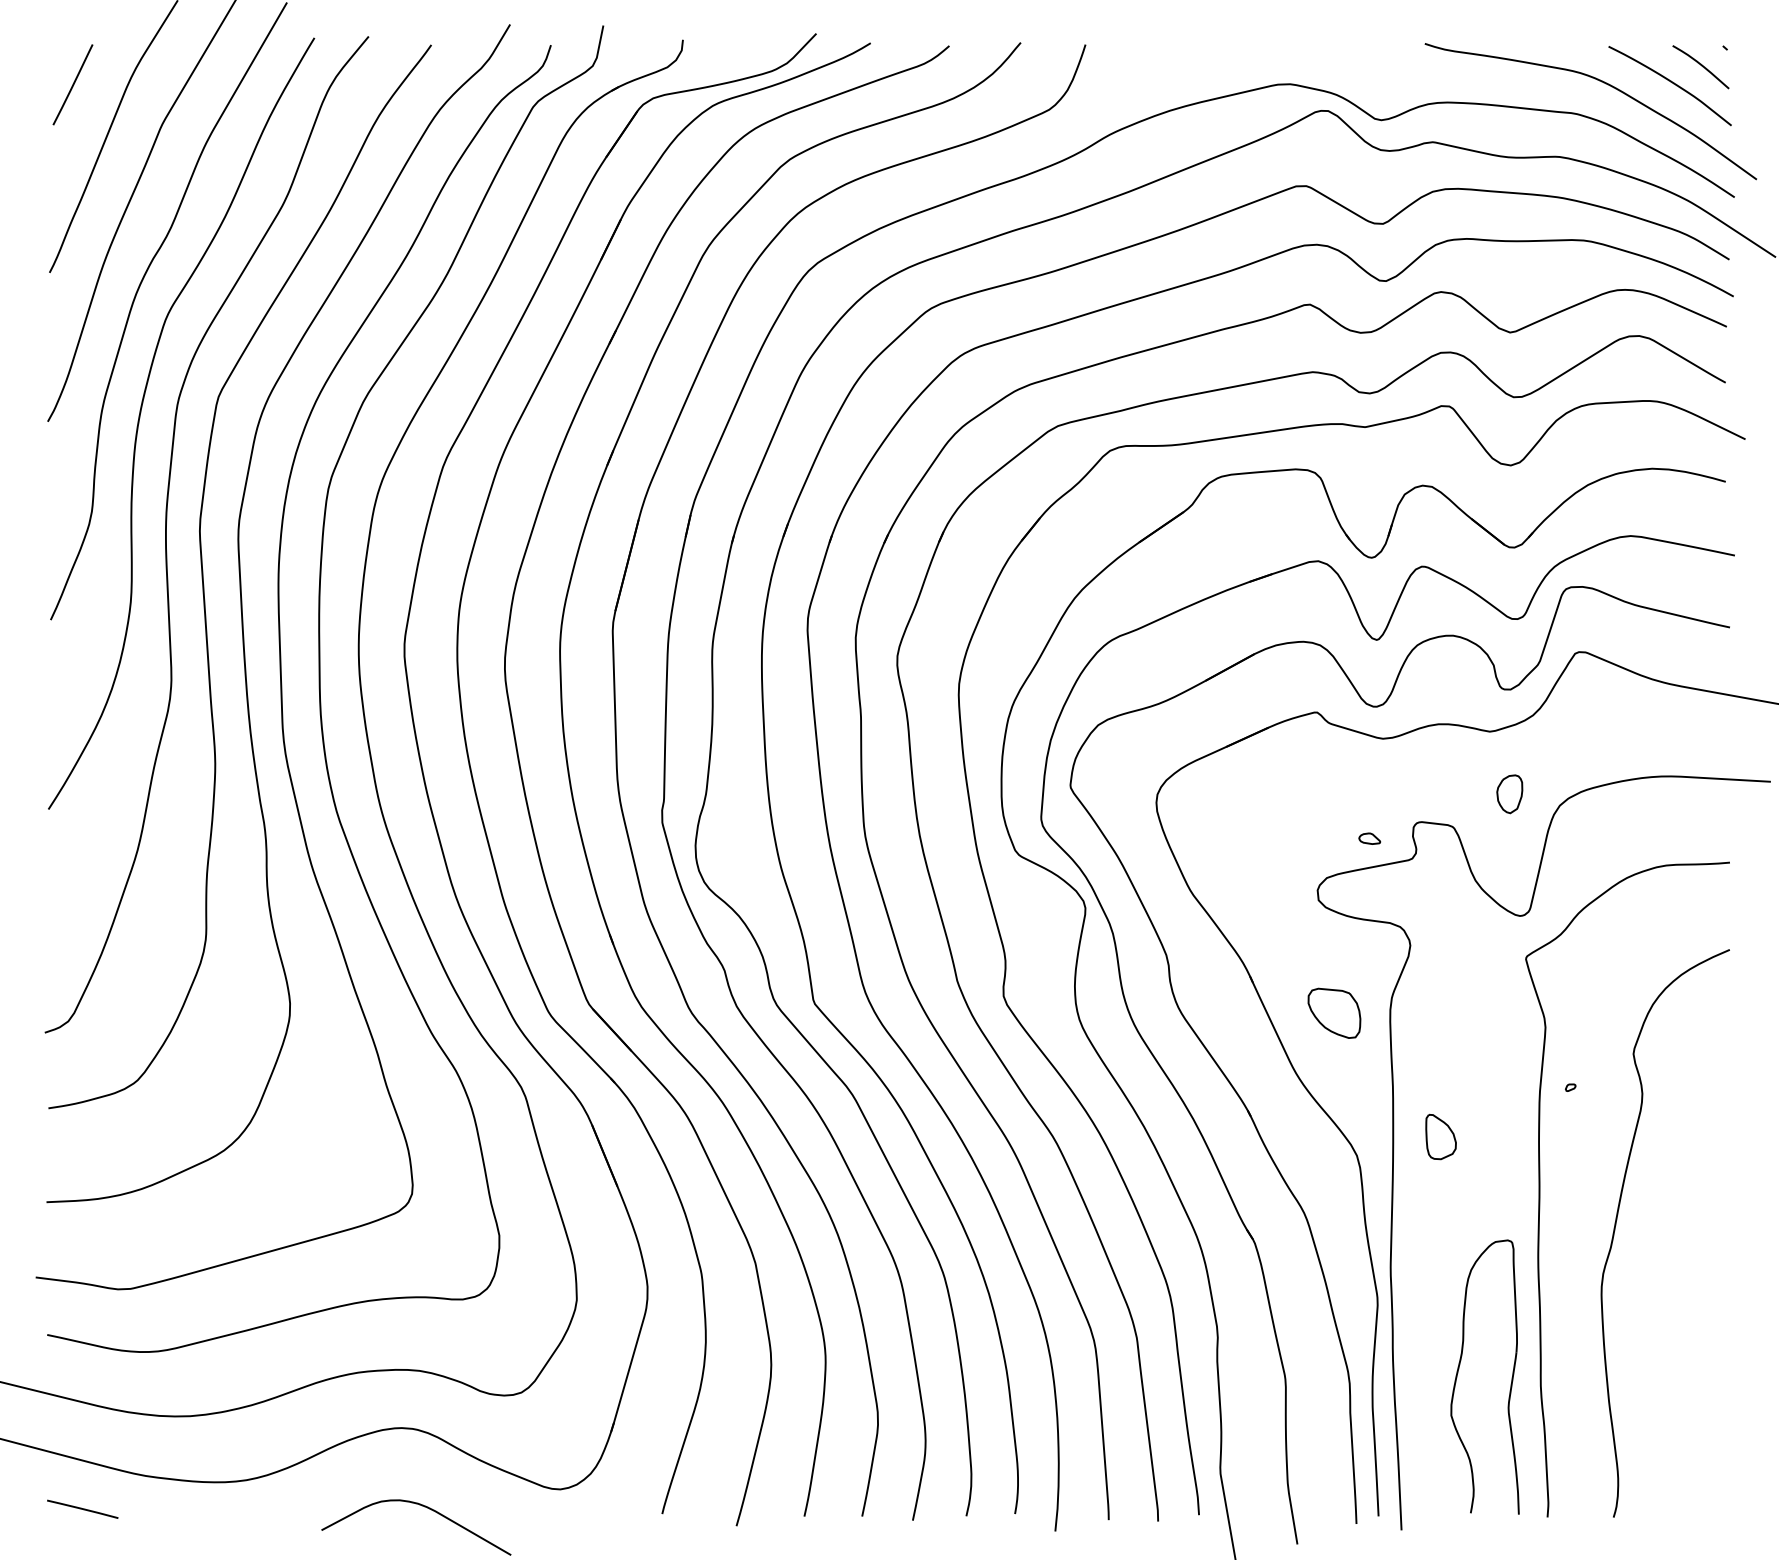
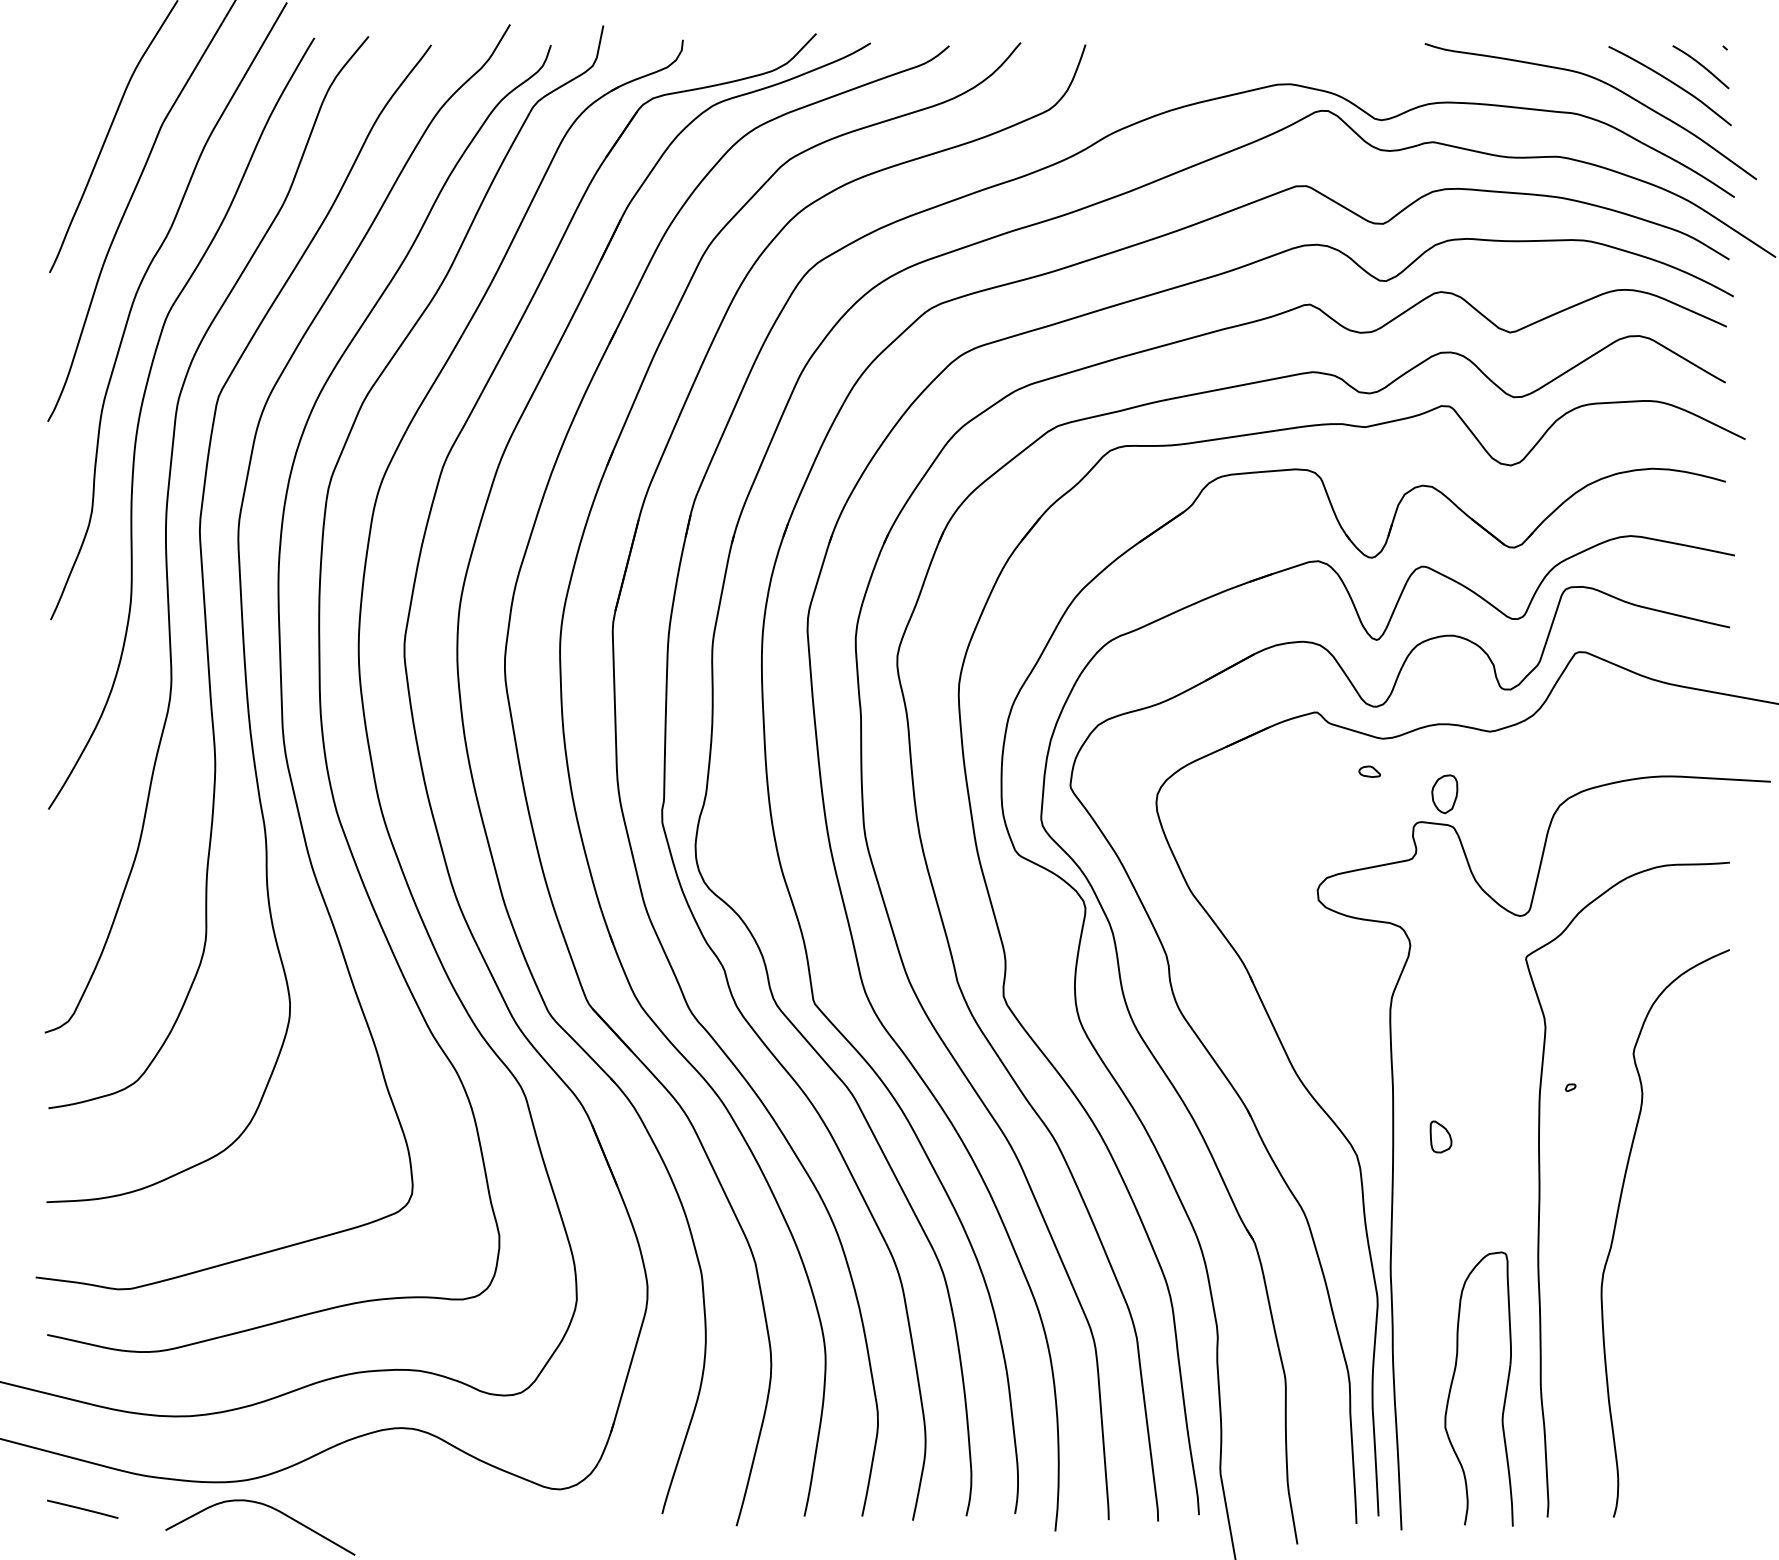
line: present -> none (72, 84)
part position: (1509, 794) -> (1444, 794) (1444, 794)
part position: (1369, 838) -> (1369, 771) (1369, 771)
part: present -> none (1334, 1012)
part size: 32x48 px -> 24x34 px (1440, 1136)
part position: (1459, 1369) -> (1453, 1381) (1453, 1381)
curve position: (424, 1507) -> (268, 1507) (268, 1507)
